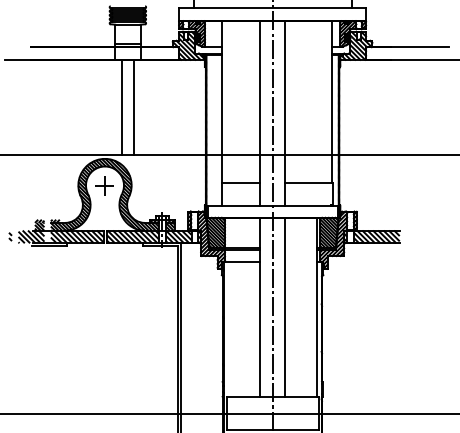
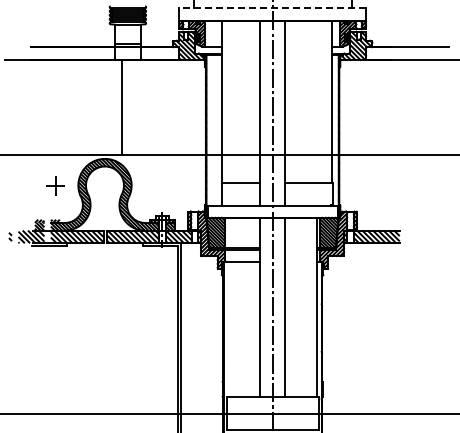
line: solid -> dashed (272, 8)
line: present -> none (134, 106)
part position: (104, 185) -> (55, 185) (55, 185)
